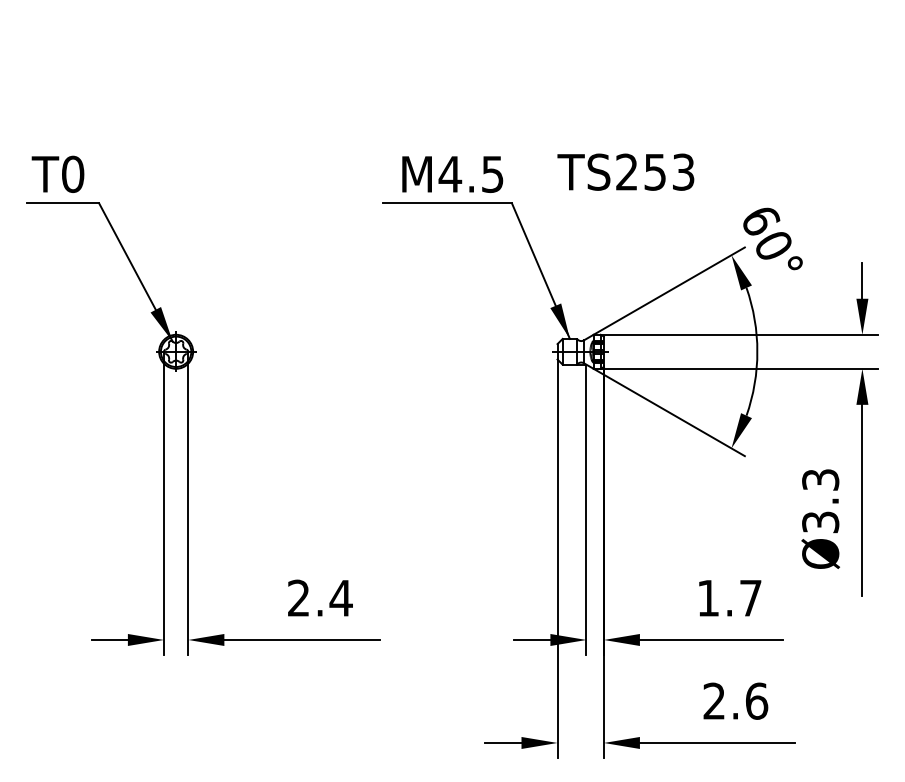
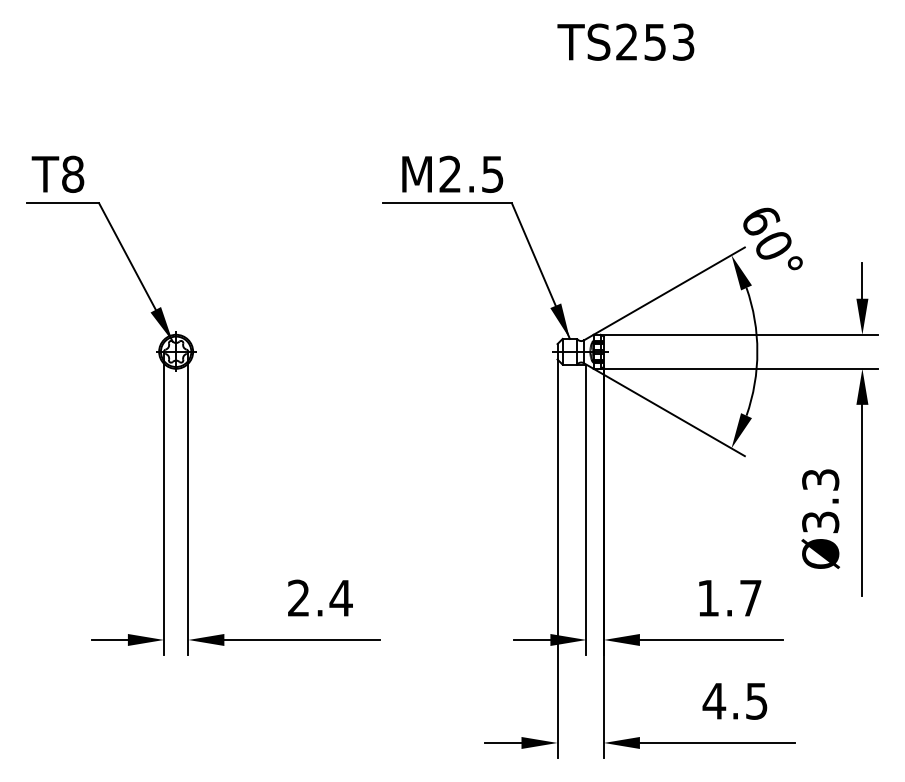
text position: (625, 171) -> (625, 41) (625, 41)
text: M4.5 -> M2.5 (450, 173)
text: T0 -> T8 (73, 174)
text: 2.6 -> 4.5 (735, 700)
